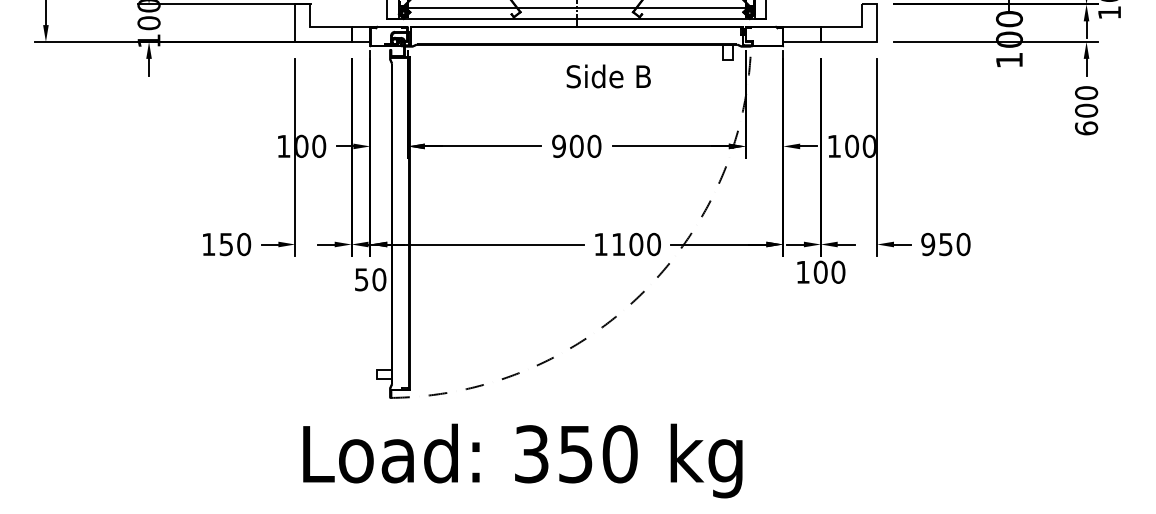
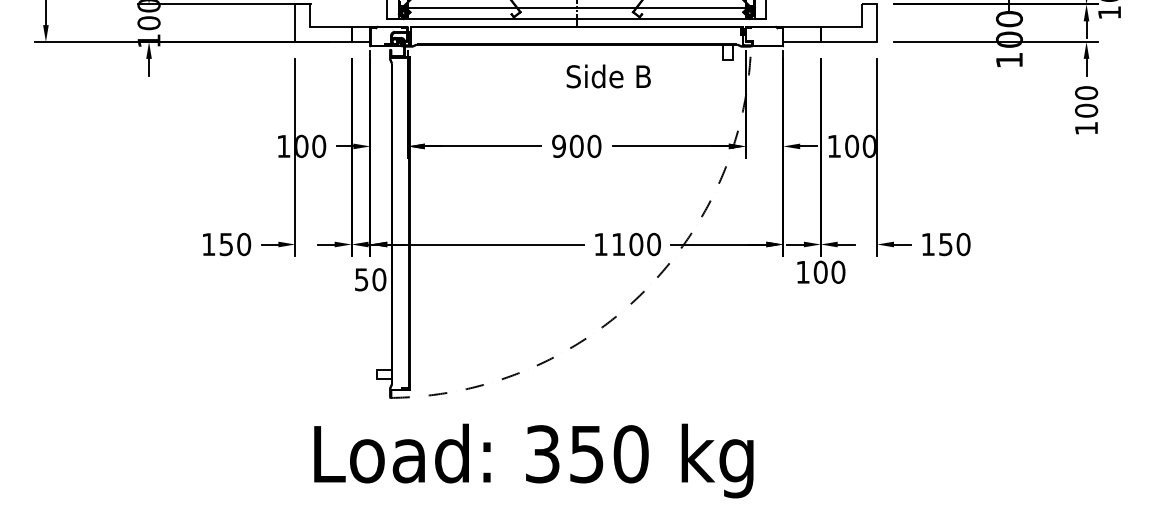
text: 600 -> 100 (1086, 128)
text: 950 -> 150 (928, 244)
text position: (522, 460) -> (533, 460) (533, 460)
